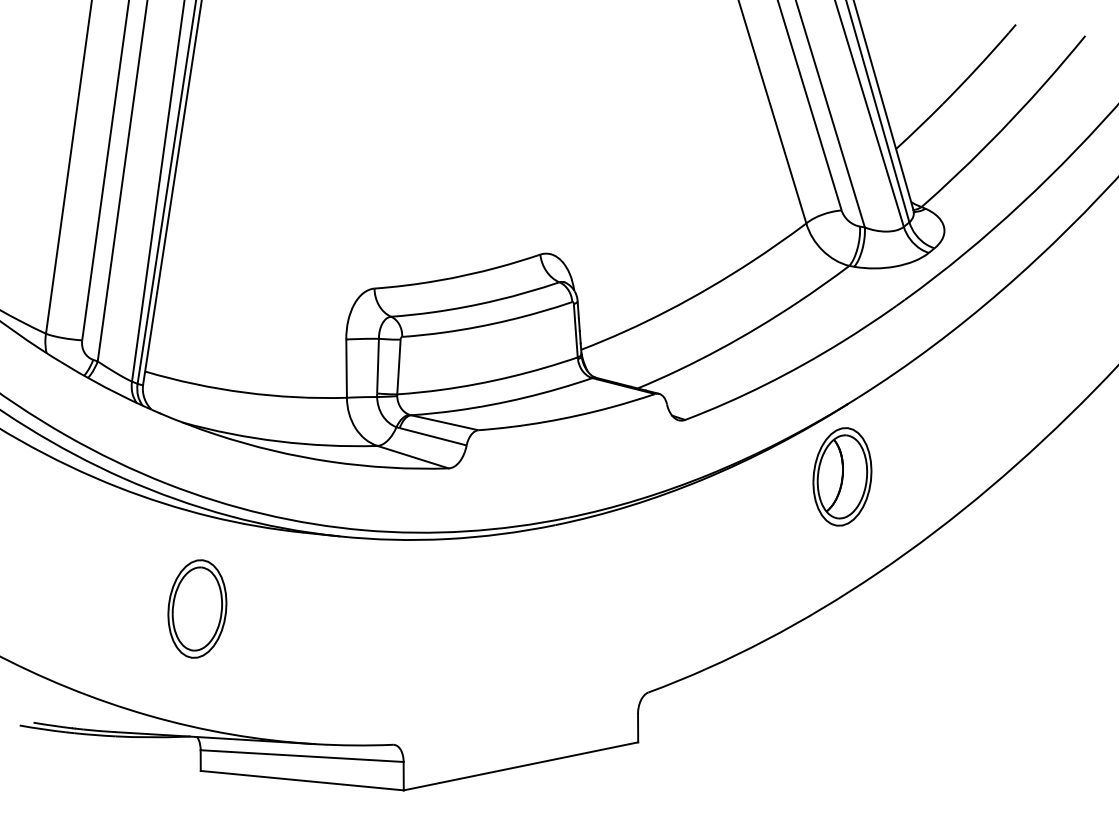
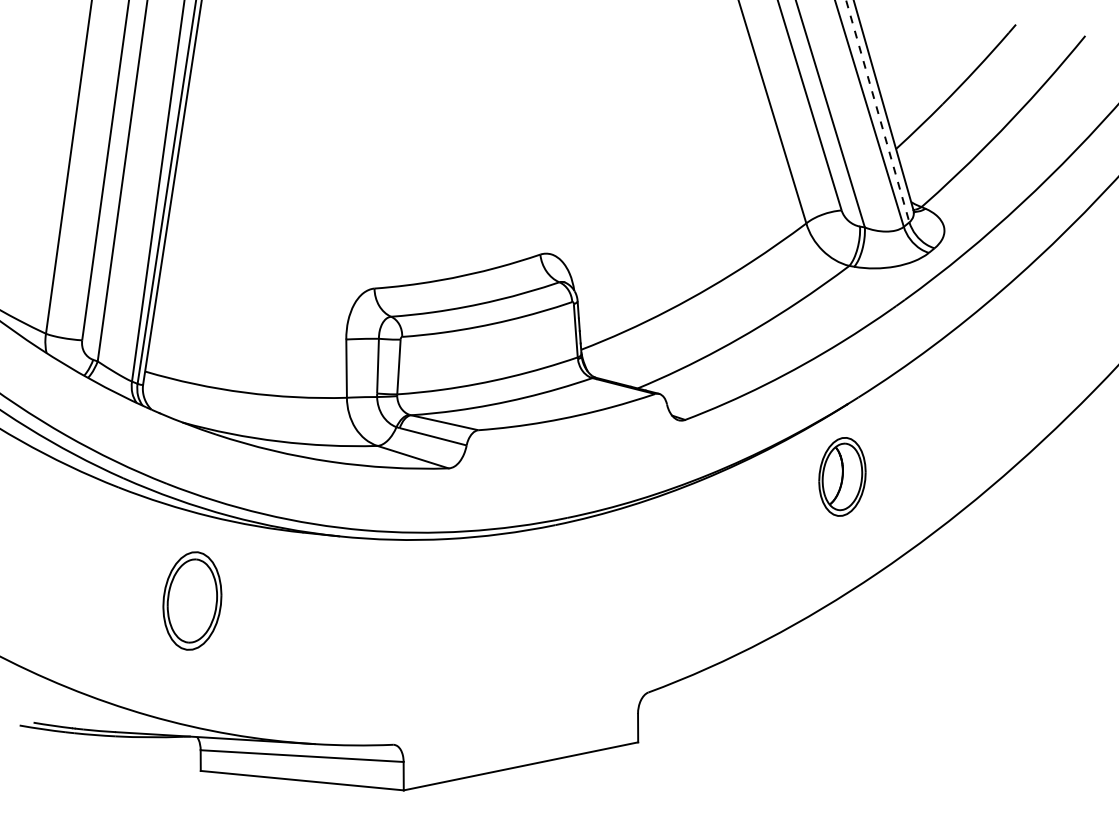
line: solid -> dashed (877, 111)
part size: 61x100 px -> 49x80 px (842, 476)
part position: (197, 608) -> (192, 600) (192, 600)
